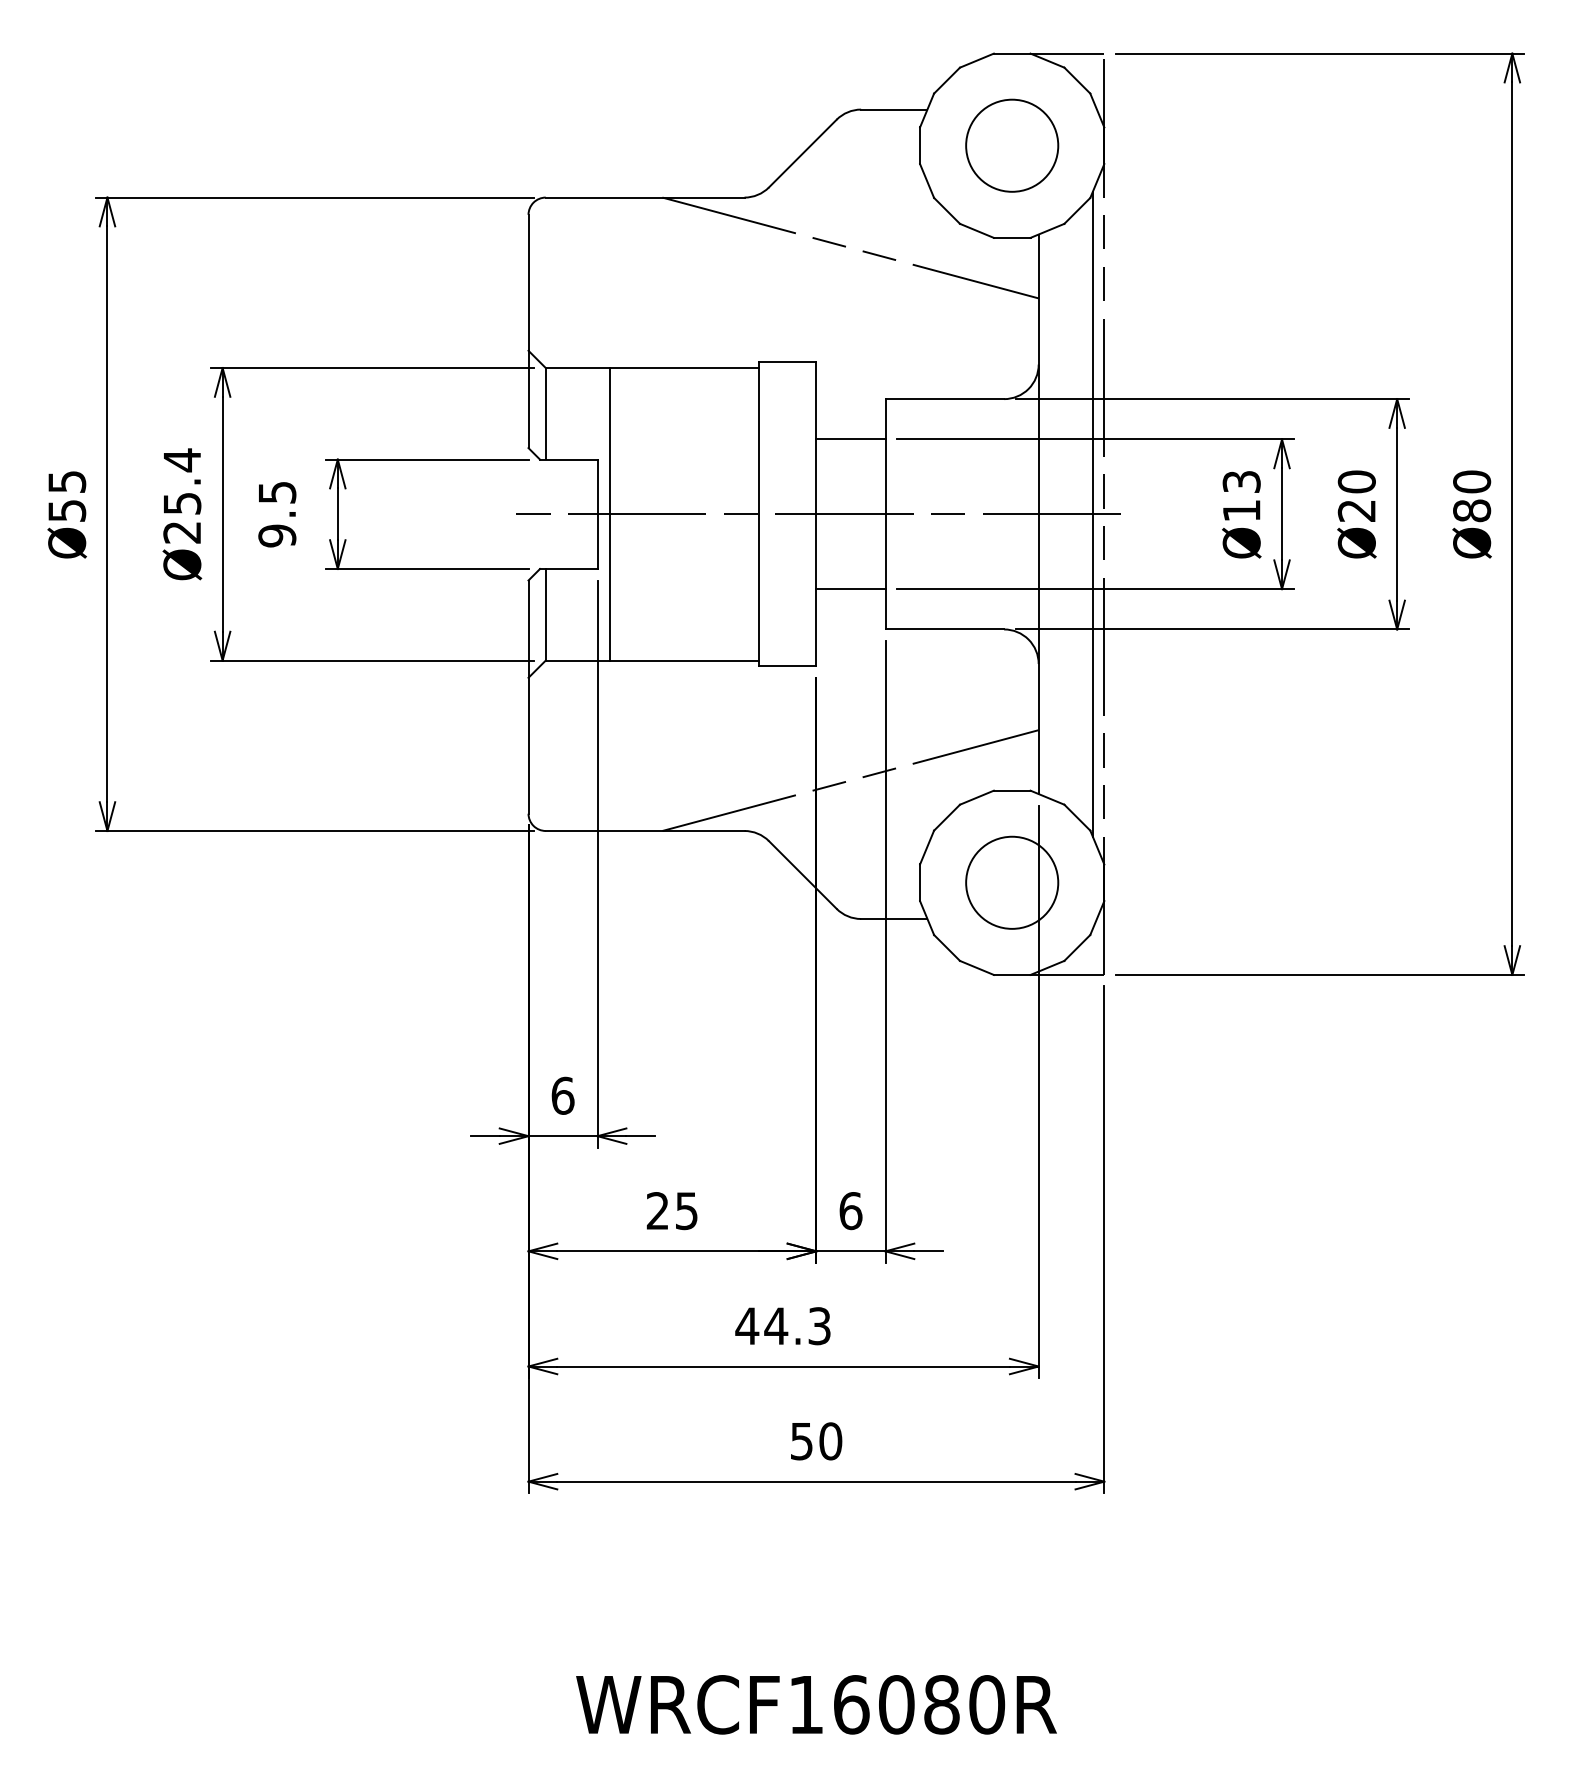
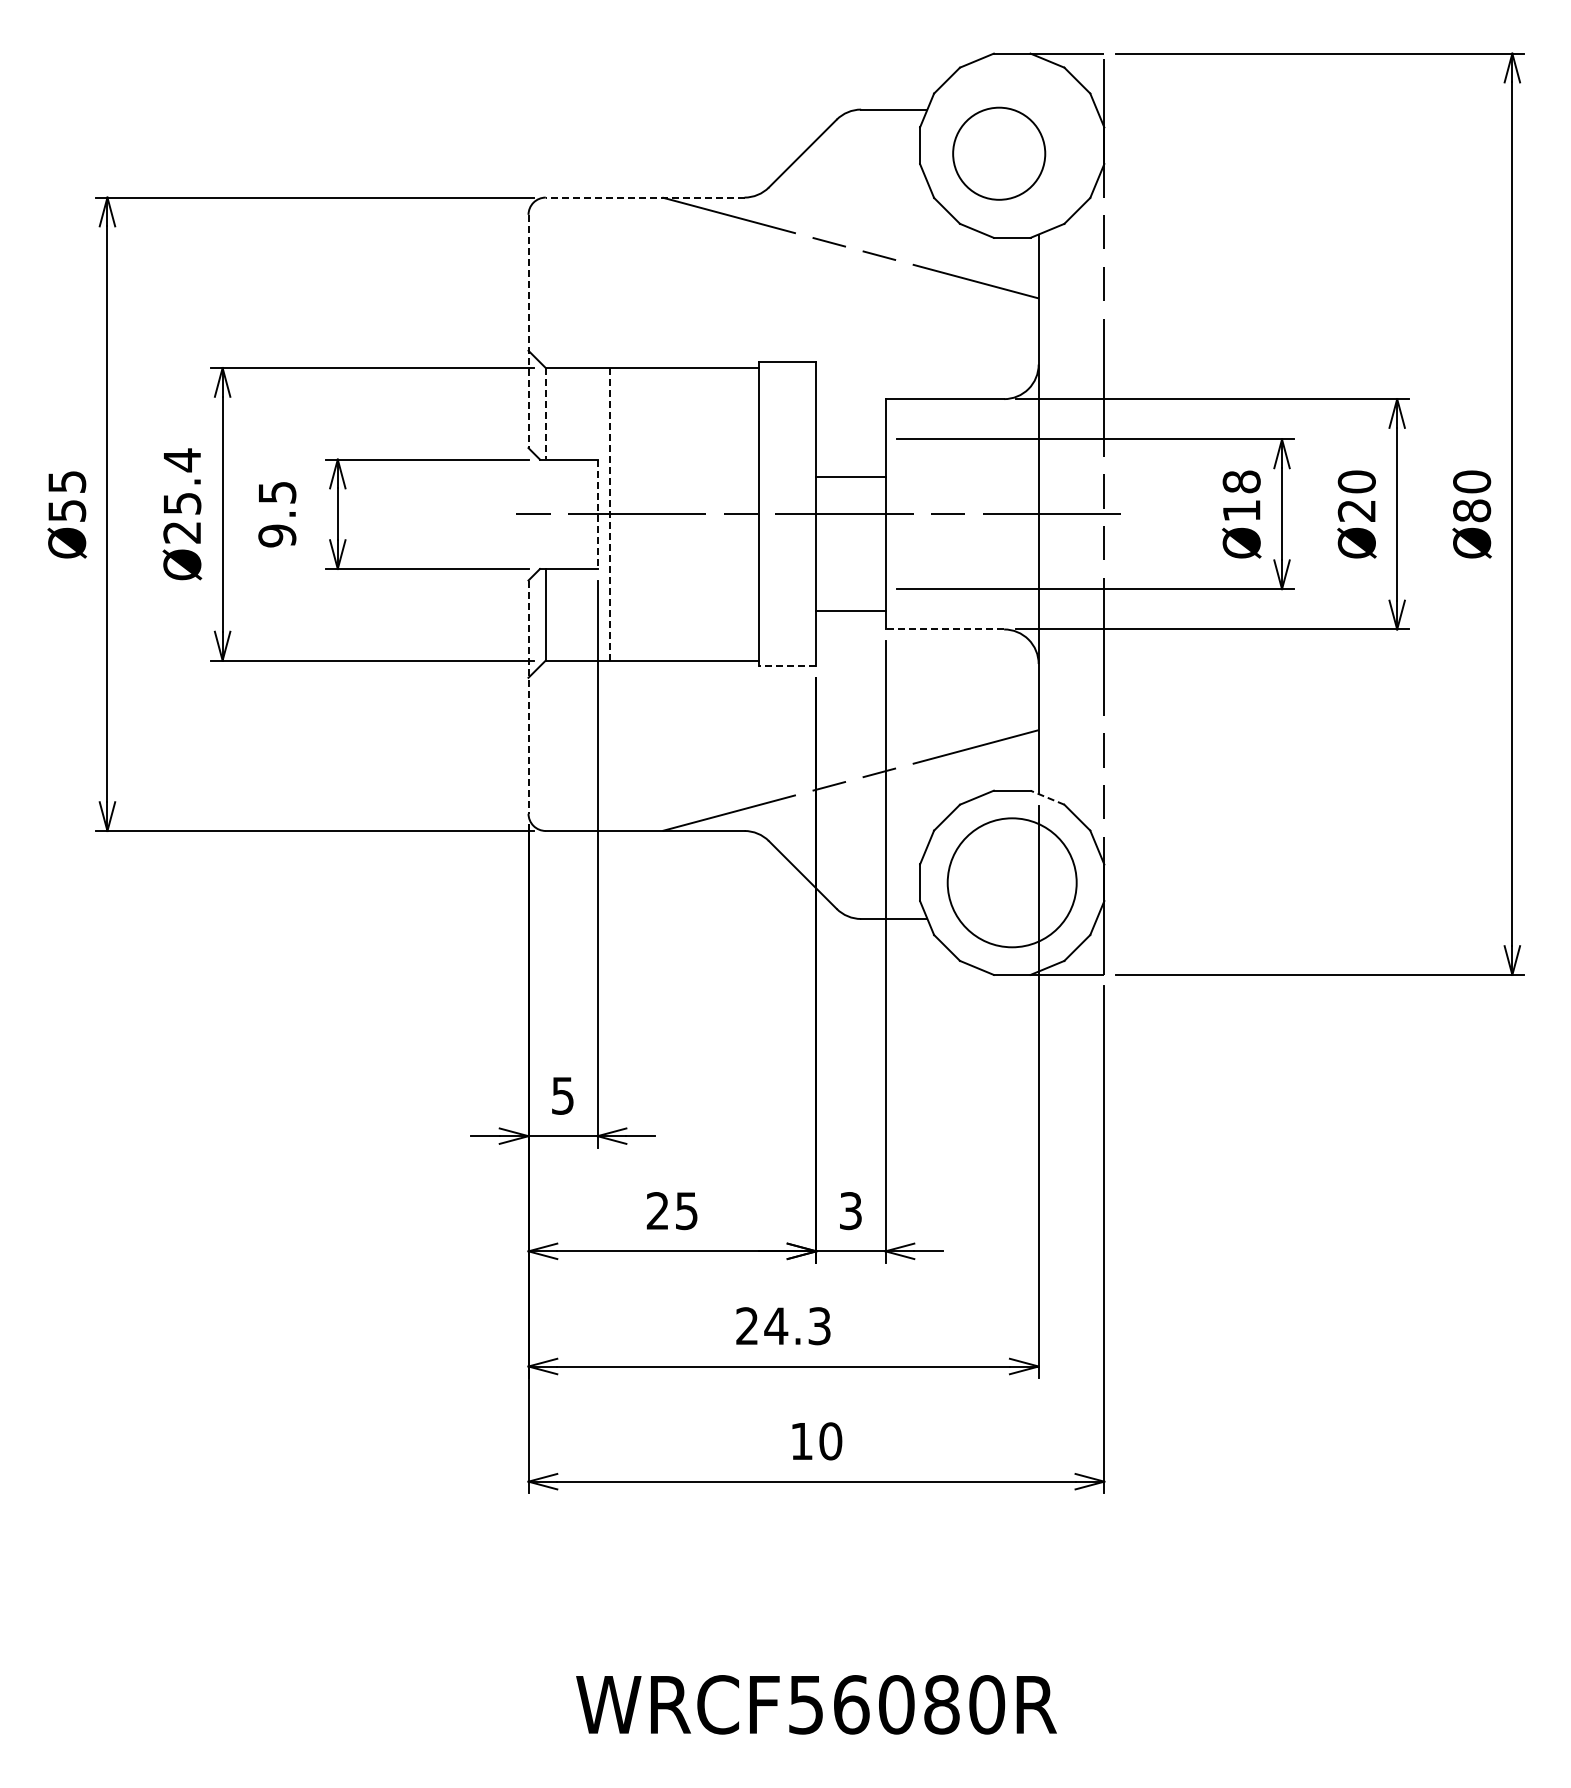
circle position: (1012, 145) -> (999, 153) (999, 153)
line: solid -> dashed (644, 197)
line: solid -> dashed (528, 331)
line: solid -> dashed (545, 413)
line position: (850, 439) -> (850, 477) (850, 477)
text: Ø13 -> Ø18 (1241, 481)
line: present -> none (1092, 513)
line: solid -> dashed (597, 514)
line: solid -> dashed (610, 514)
line position: (850, 589) -> (850, 611) (850, 611)
line: solid -> dashed (944, 629)
line: solid -> dashed (787, 666)
line: solid -> dashed (528, 697)
line: solid -> dashed (1047, 797)
circle diameter: 92 px -> 129 px (1011, 882)
text: 6 -> 5 (562, 1095)
text: 6 -> 3 (850, 1211)
text: 44.3 -> 24.3 (747, 1325)
text: 50 -> 10 (801, 1441)
text: WRCF16080R -> WRCF56080R (805, 1705)
